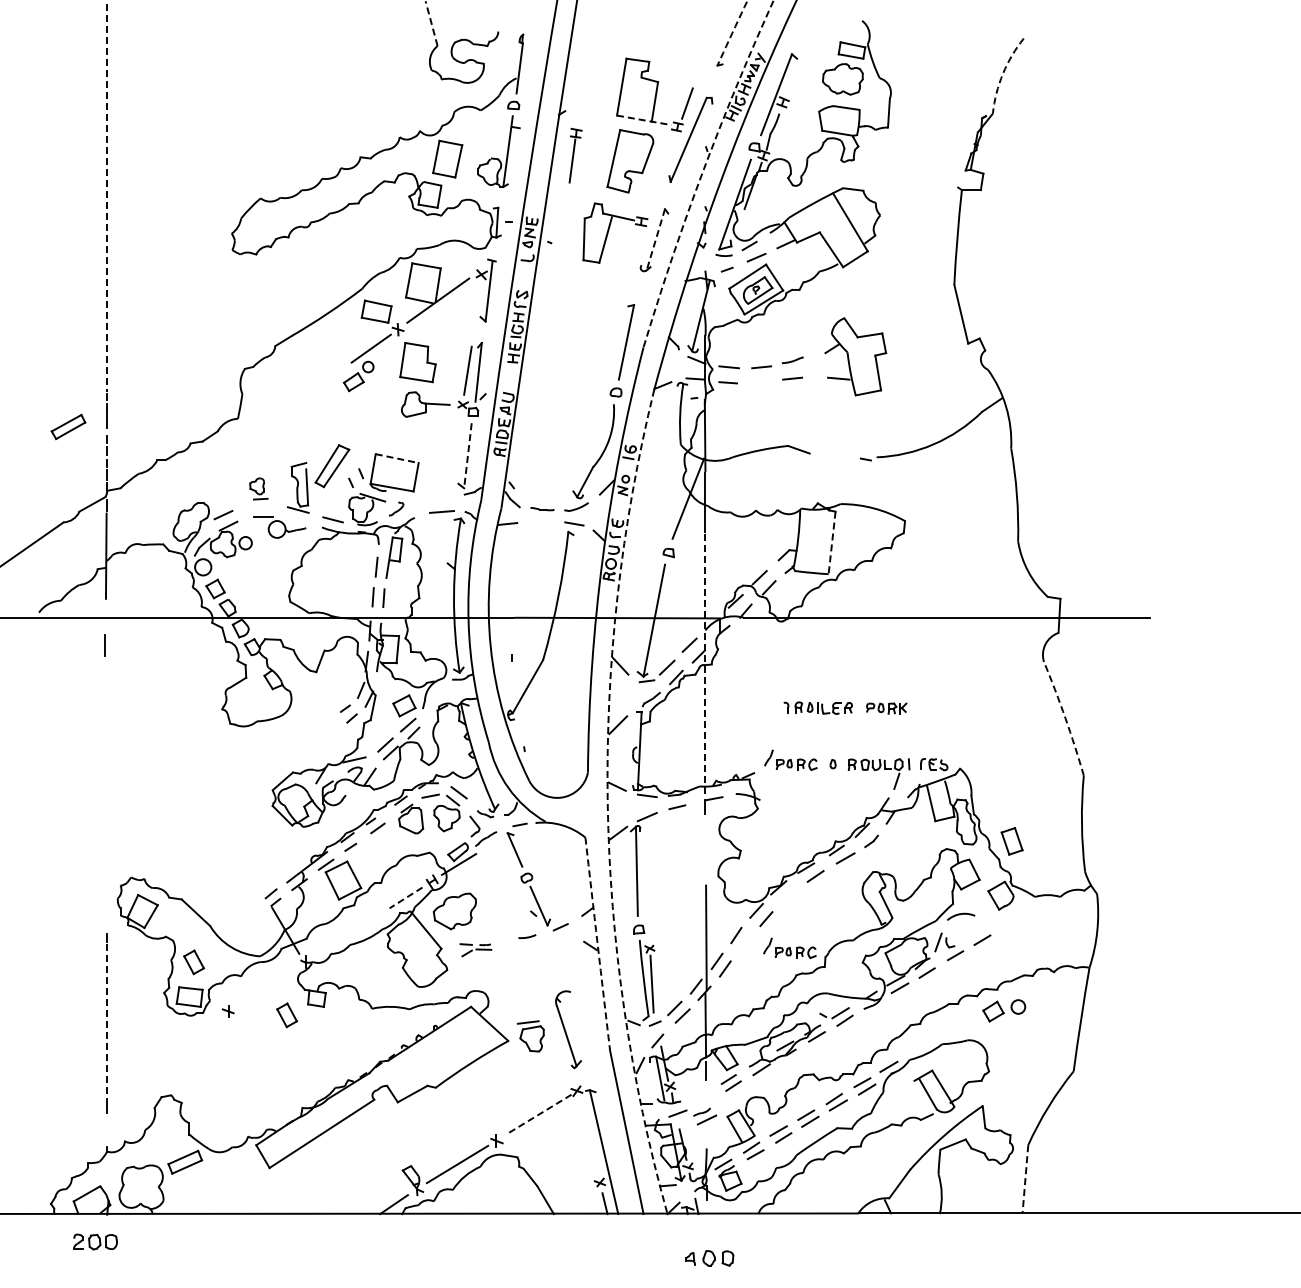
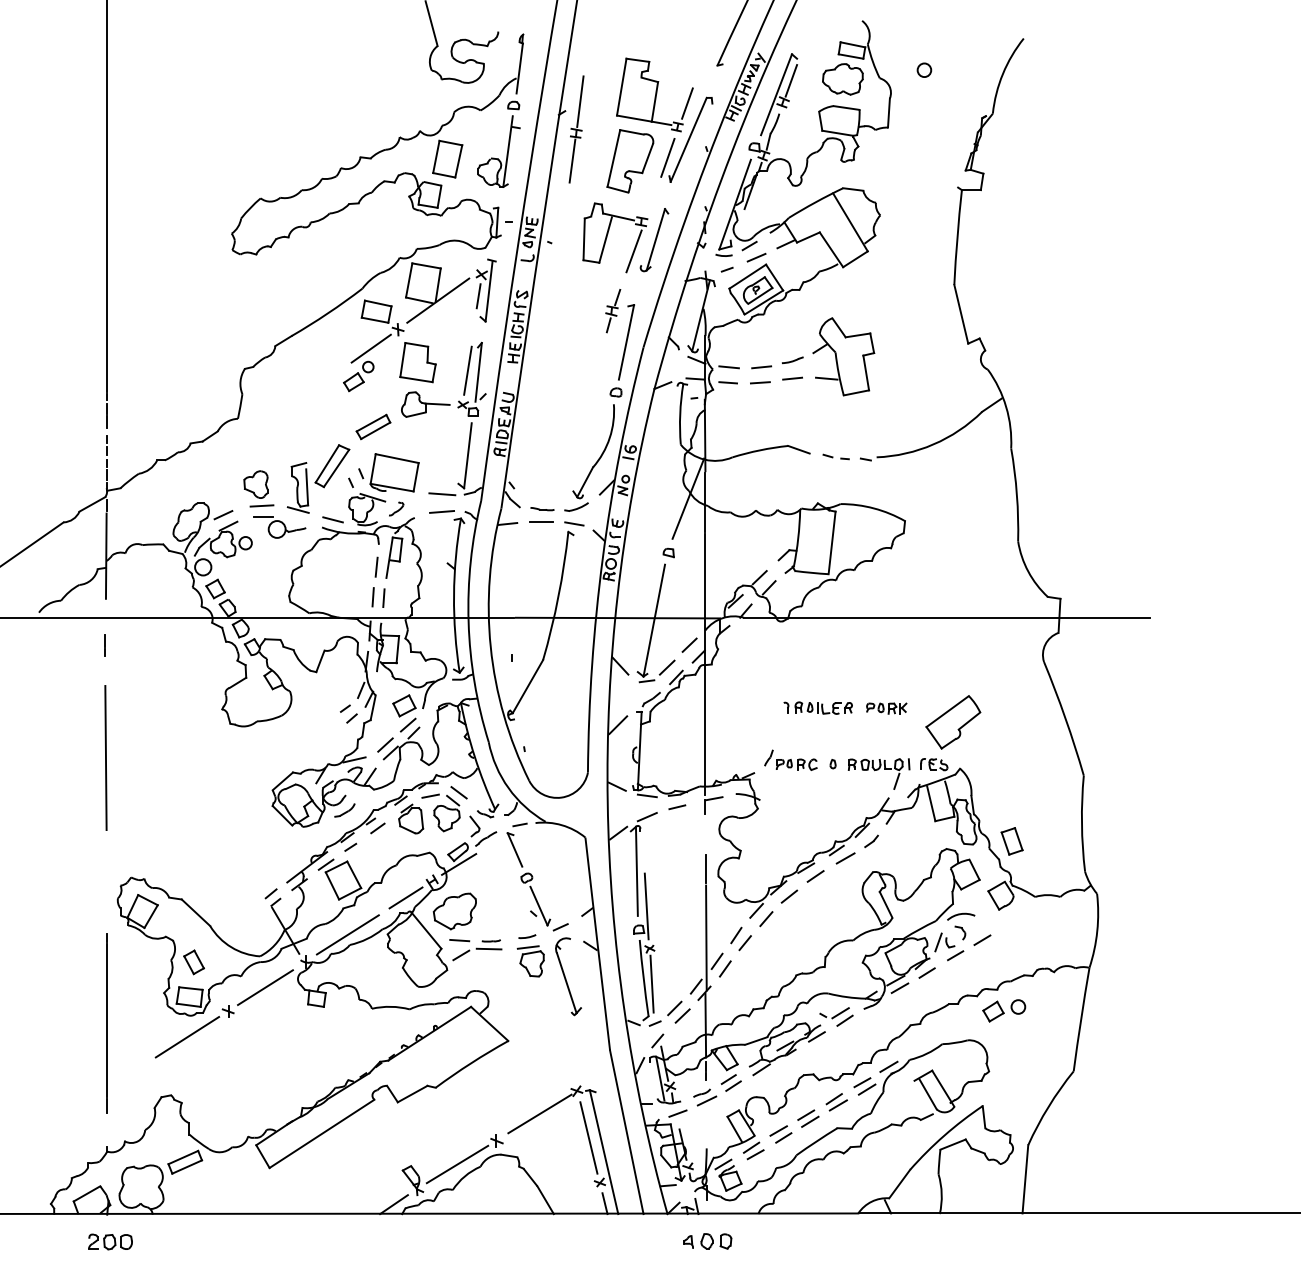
line: dashed -> solid (431, 23)
arc: dashed -> solid (732, 33)
circle: none -> present (924, 69)
arc: dashed -> solid (1002, 73)
line: none -> present (791, 80)
line: none -> present (580, 101)
line: dashed -> solid (644, 120)
line: none -> present (667, 157)
arc: dashed -> solid (703, 171)
line: dashed -> solid (106, 195)
line: dashed -> solid (655, 239)
line: none -> present (633, 251)
line: none -> present (478, 296)
part: none -> present (613, 311)
part position: (855, 356) -> (843, 356) (843, 356)
line: none -> present (760, 382)
part position: (68, 426) -> (373, 426) (373, 426)
line: dashed -> solid (467, 455)
part: none -> present (835, 456)
line: dashed -> solid (397, 458)
part size: 20x24 px -> 32x38 px (258, 488)
line: none -> present (442, 494)
line: none -> present (541, 521)
line: dashed -> solid (832, 543)
line: dashed -> solid (705, 664)
arc: dashed -> solid (1065, 718)
part: none -> present (953, 722)
line: none -> present (105, 758)
arc: dashed -> solid (607, 802)
part: none -> present (344, 810)
line: none -> present (706, 869)
line: none -> present (789, 896)
line: dashed -> solid (405, 898)
line: none -> present (646, 906)
part: none -> present (960, 932)
line: none -> present (347, 934)
line: none -> present (744, 943)
arc: dashed -> solid (597, 944)
part: present -> none (789, 947)
part size: 34x15 px -> 54x23 px (475, 950)
line: none -> present (265, 987)
part: present -> none (286, 1015)
line: dashed -> solid (107, 1021)
part position: (568, 1029) -> (568, 976) (568, 976)
part position: (530, 1036) -> (530, 961) (530, 961)
line: none -> present (187, 1037)
line: dashed -> solid (539, 1113)
part position: (705, 1116) -> (705, 1097) (705, 1097)
line: none -> present (588, 1137)
line: dashed -> solid (1025, 1179)
part position: (95, 1241) -> (110, 1241) (110, 1241)
part position: (709, 1258) -> (707, 1241) (707, 1241)
